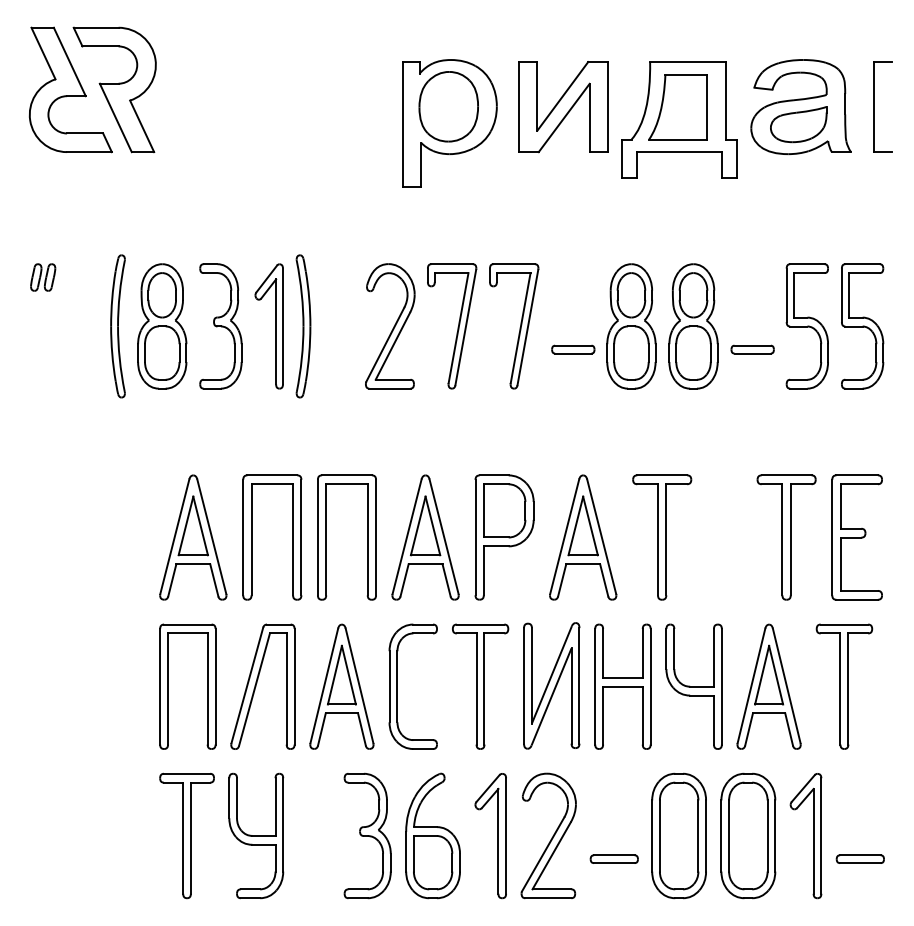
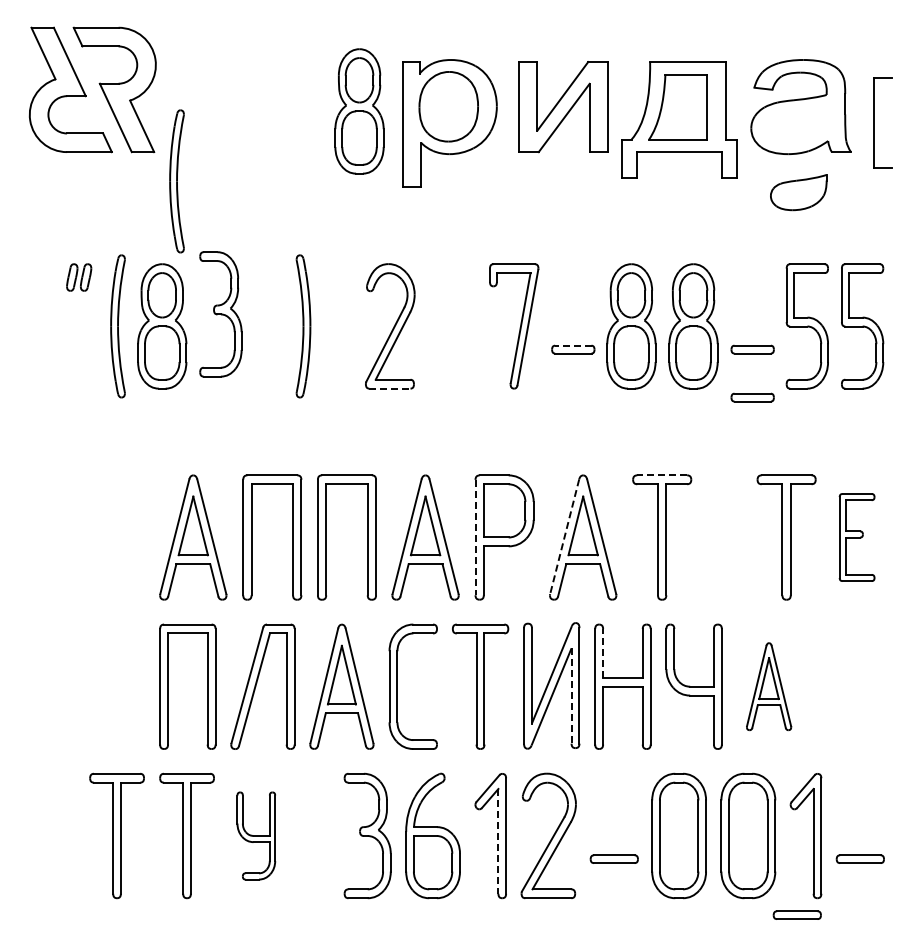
part position: (874, 106) -> (874, 122) (874, 122)
part: none -> present (359, 111)
part position: (798, 124) -> (798, 192) (798, 192)
part: none -> present (176, 181)
part position: (43, 277) -> (79, 277) (79, 277)
part position: (220, 326) -> (220, 314) (220, 314)
part: present -> none (275, 326)
part: present -> none (452, 326)
line: solid -> dashed (572, 345)
line: solid -> dashed (389, 388)
part: none -> present (752, 397)
line: solid -> dashed (662, 475)
line: solid -> dashed (475, 537)
line: solid -> dashed (564, 537)
part size: 52x127 px -> 38x89 px (856, 537)
line: solid -> dashed (603, 653)
part size: 66x127 px -> 47x90 px (769, 686)
part: present -> none (844, 686)
line: solid -> dashed (571, 695)
part: none -> present (116, 835)
part size: 57x128 px -> 41x90 px (256, 835)
line: solid -> dashed (498, 841)
part: none -> present (796, 914)
